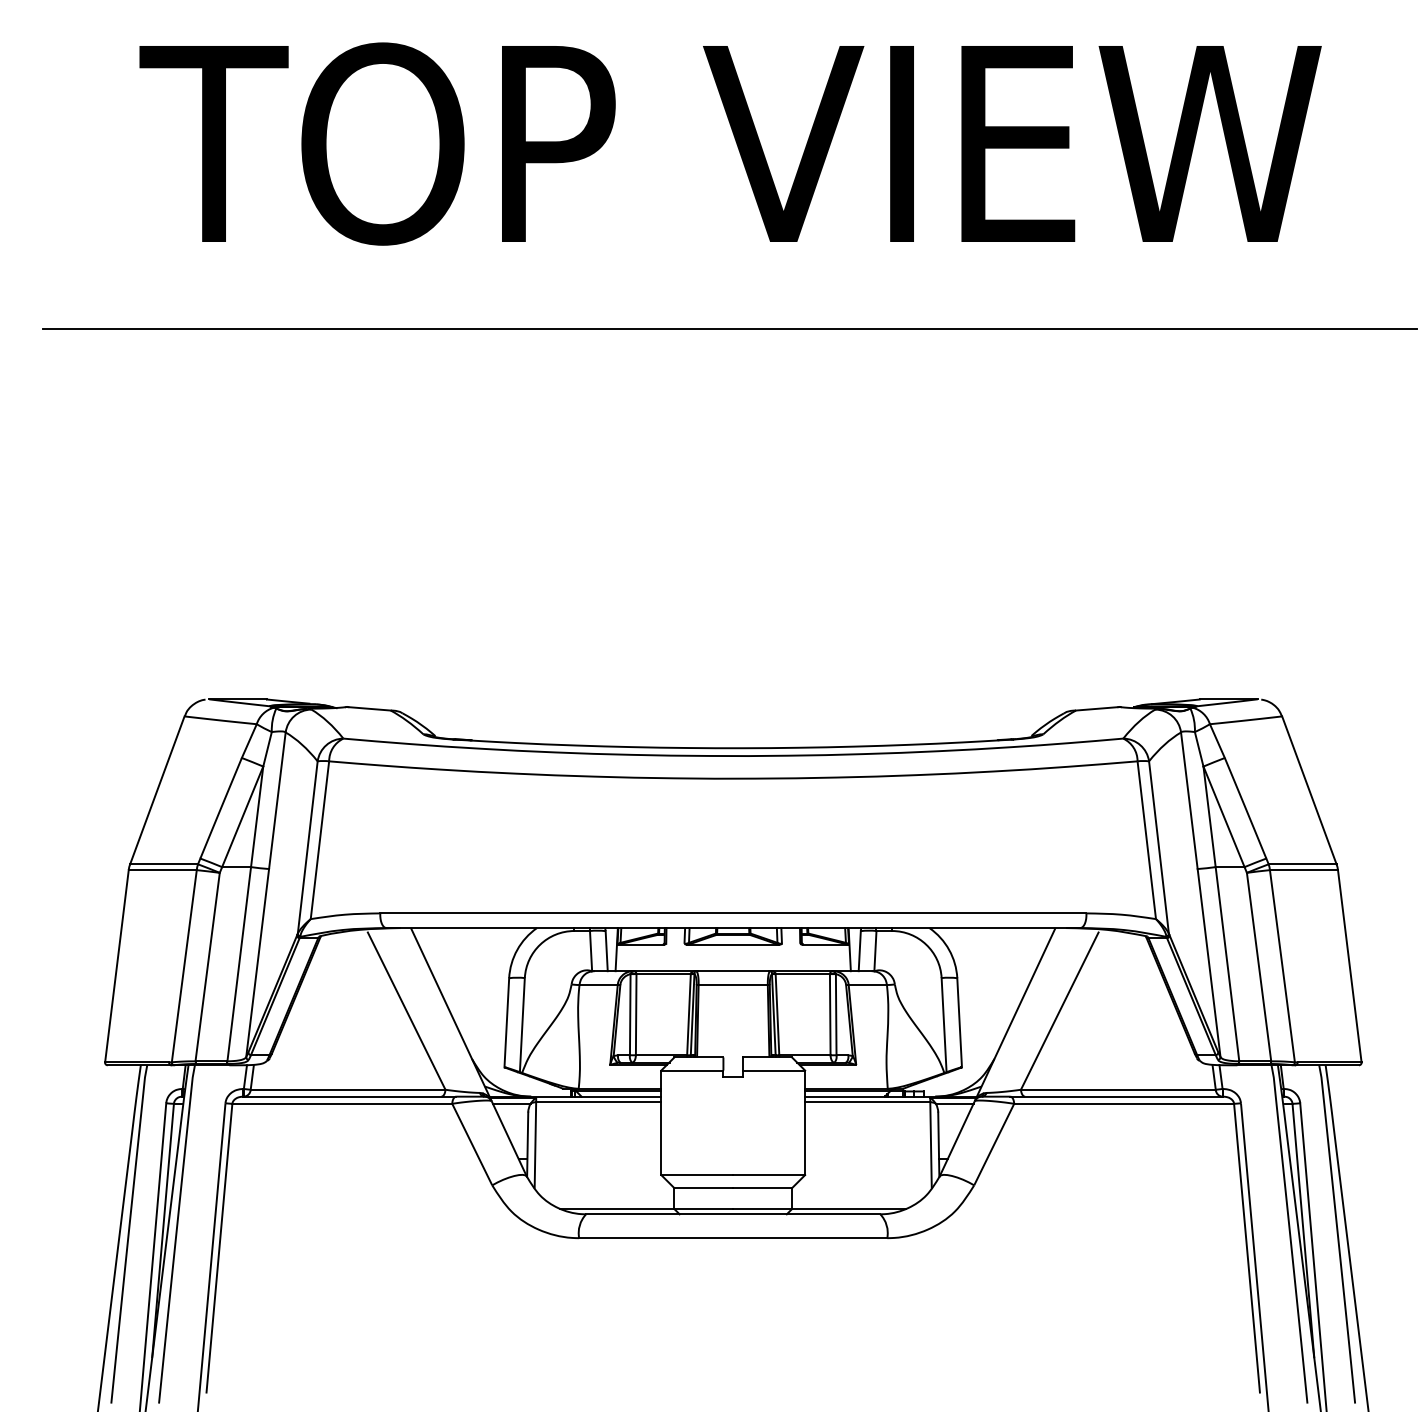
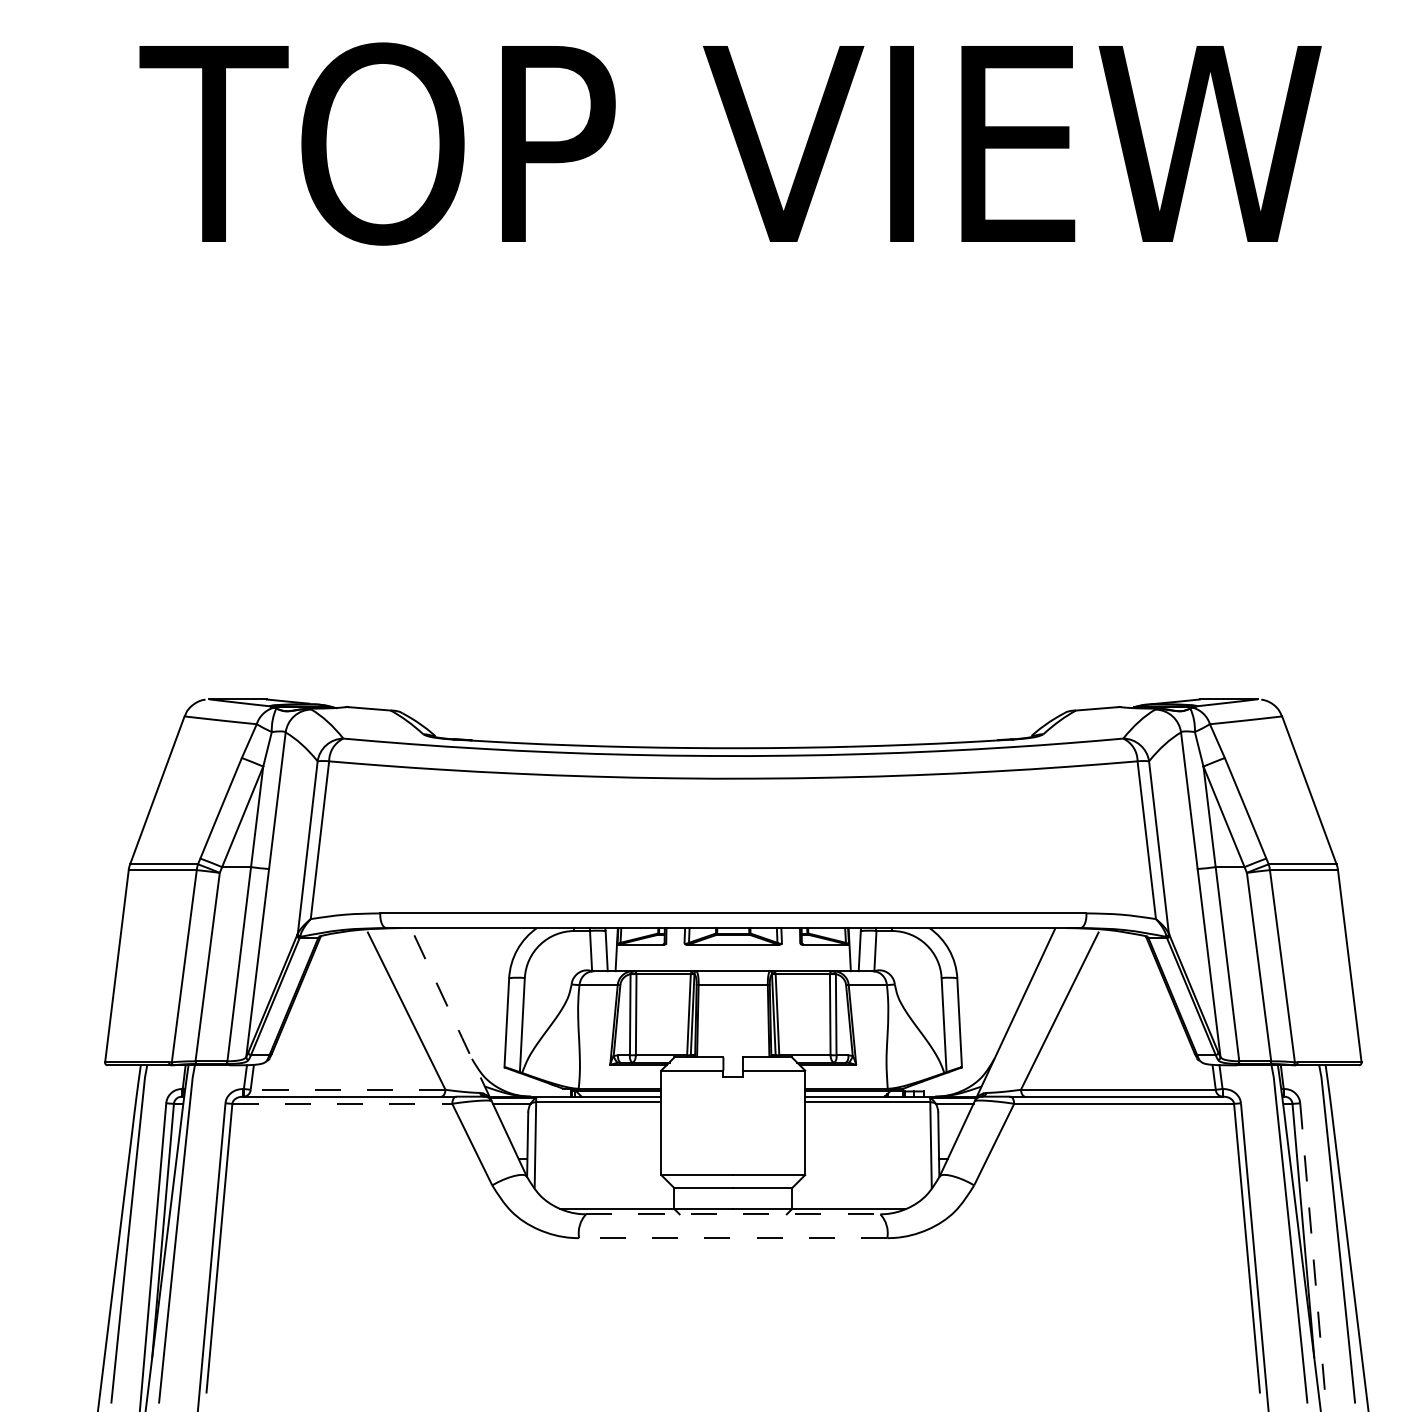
line: present -> none (729, 328)
line: solid -> dashed (451, 1014)
line: solid -> dashed (347, 1089)
line: solid -> dashed (342, 1103)
line: solid -> dashed (733, 1214)
line: solid -> dashed (732, 1238)
line: solid -> dashed (1313, 1257)
